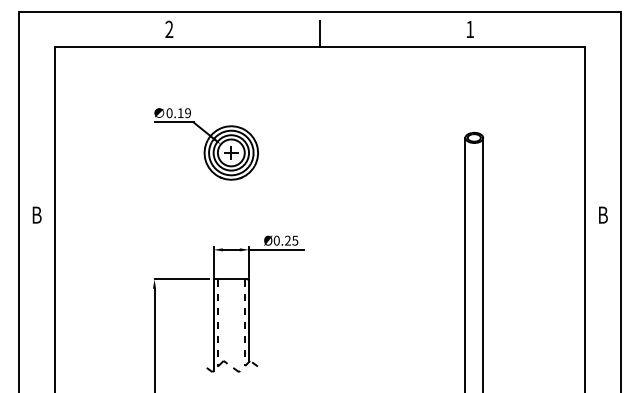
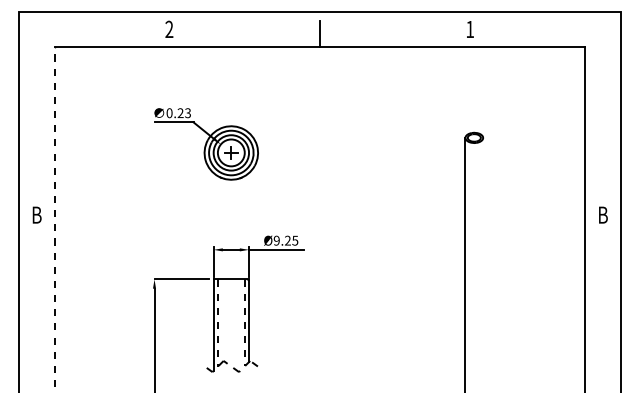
text: 0.19 -> 0.23 (183, 113)
line: solid -> dashed (54, 219)
text: Ø0.25 -> Ø9.25 (276, 240)
line: present -> none (483, 263)
